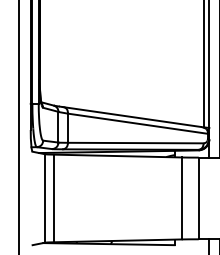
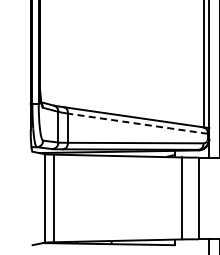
line: solid -> dashed (137, 123)
line: present -> none (18, 126)
